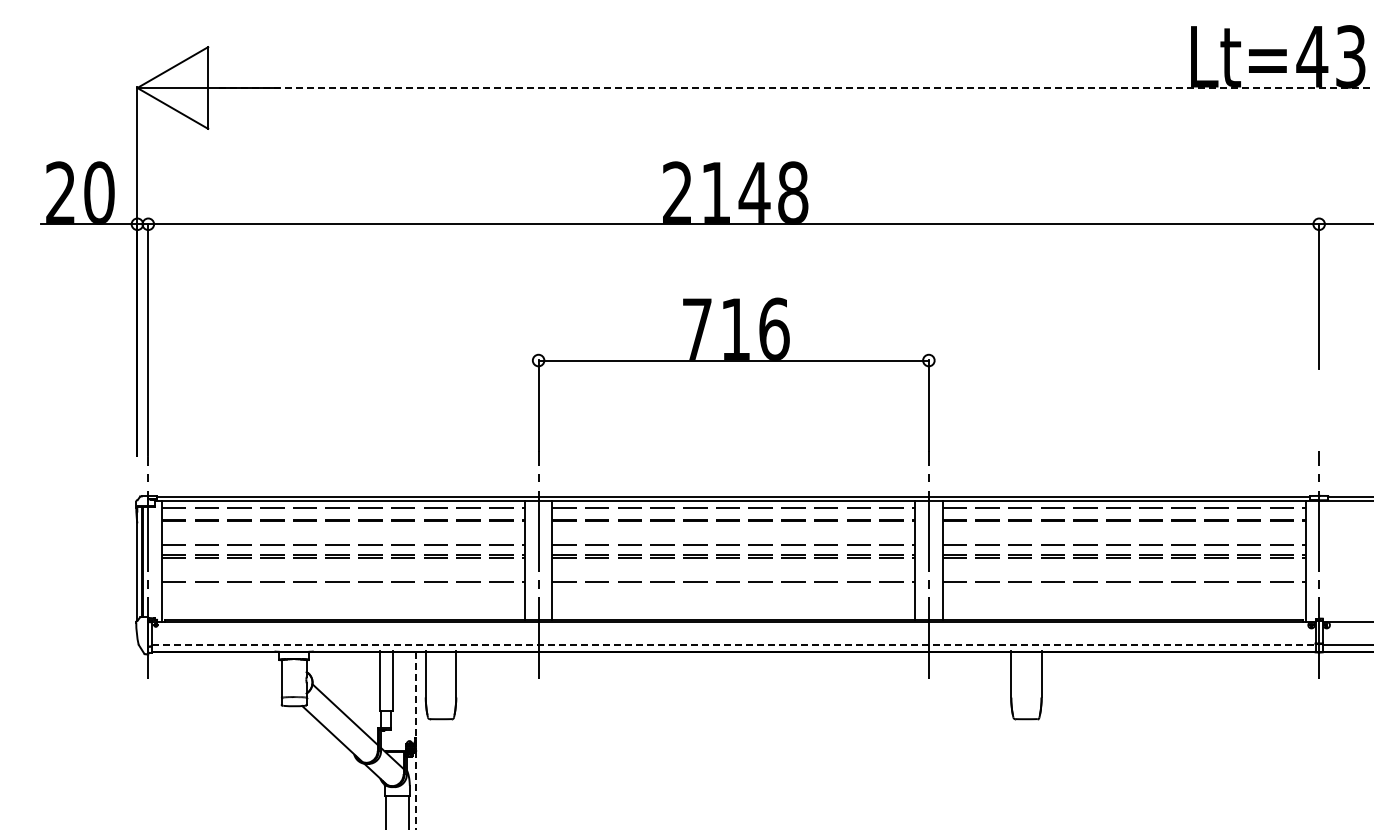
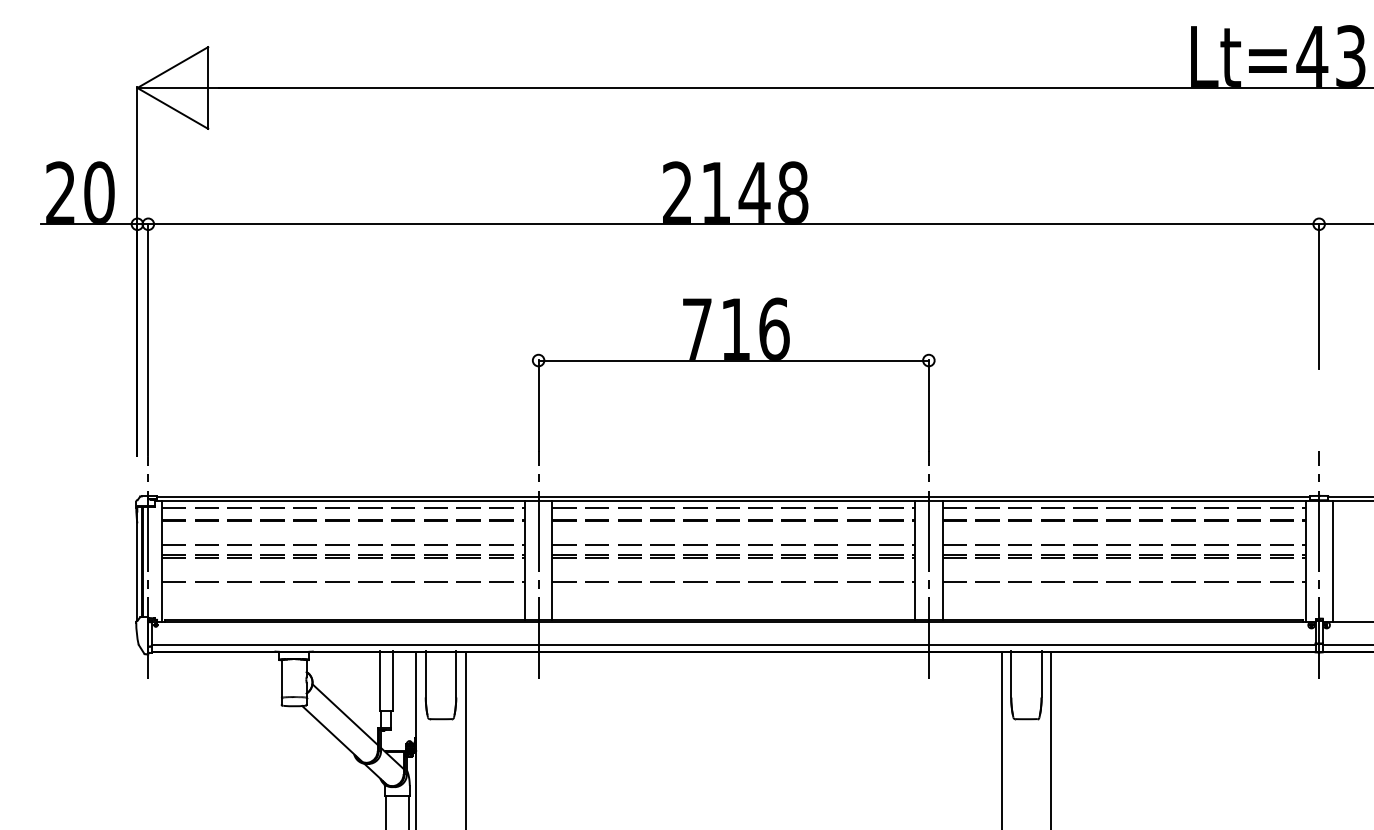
line: dashed -> solid (796, 88)
line: none -> present (1332, 560)
line: dashed -> solid (733, 645)
line: none -> present (465, 738)
line: none -> present (1001, 738)
line: none -> present (1051, 738)
line: dashed -> solid (416, 740)
